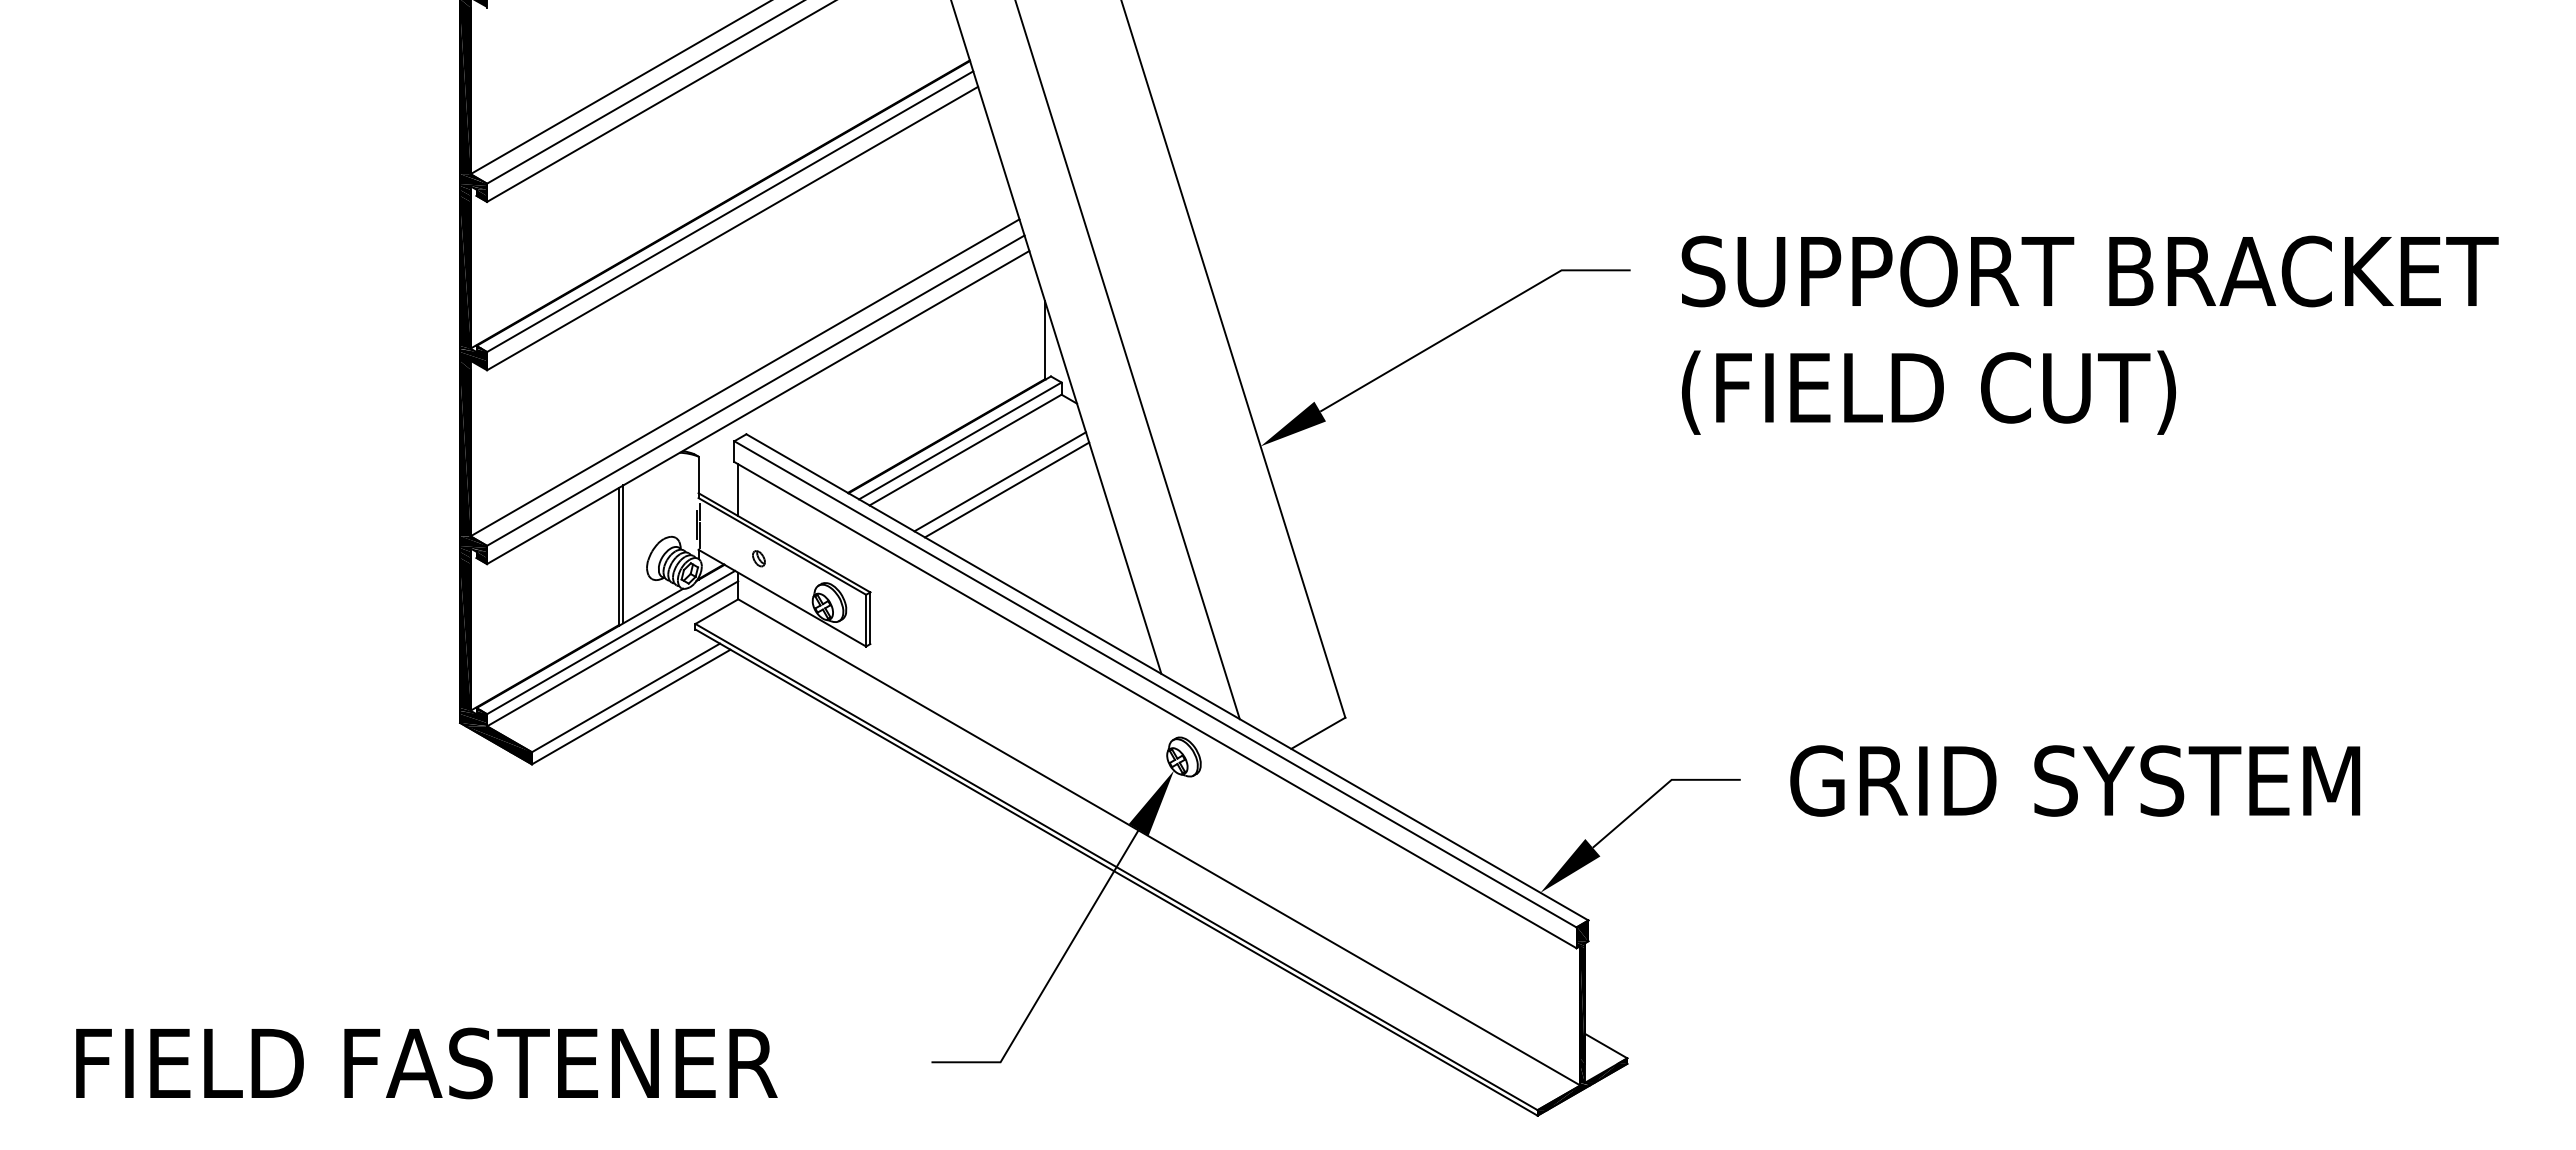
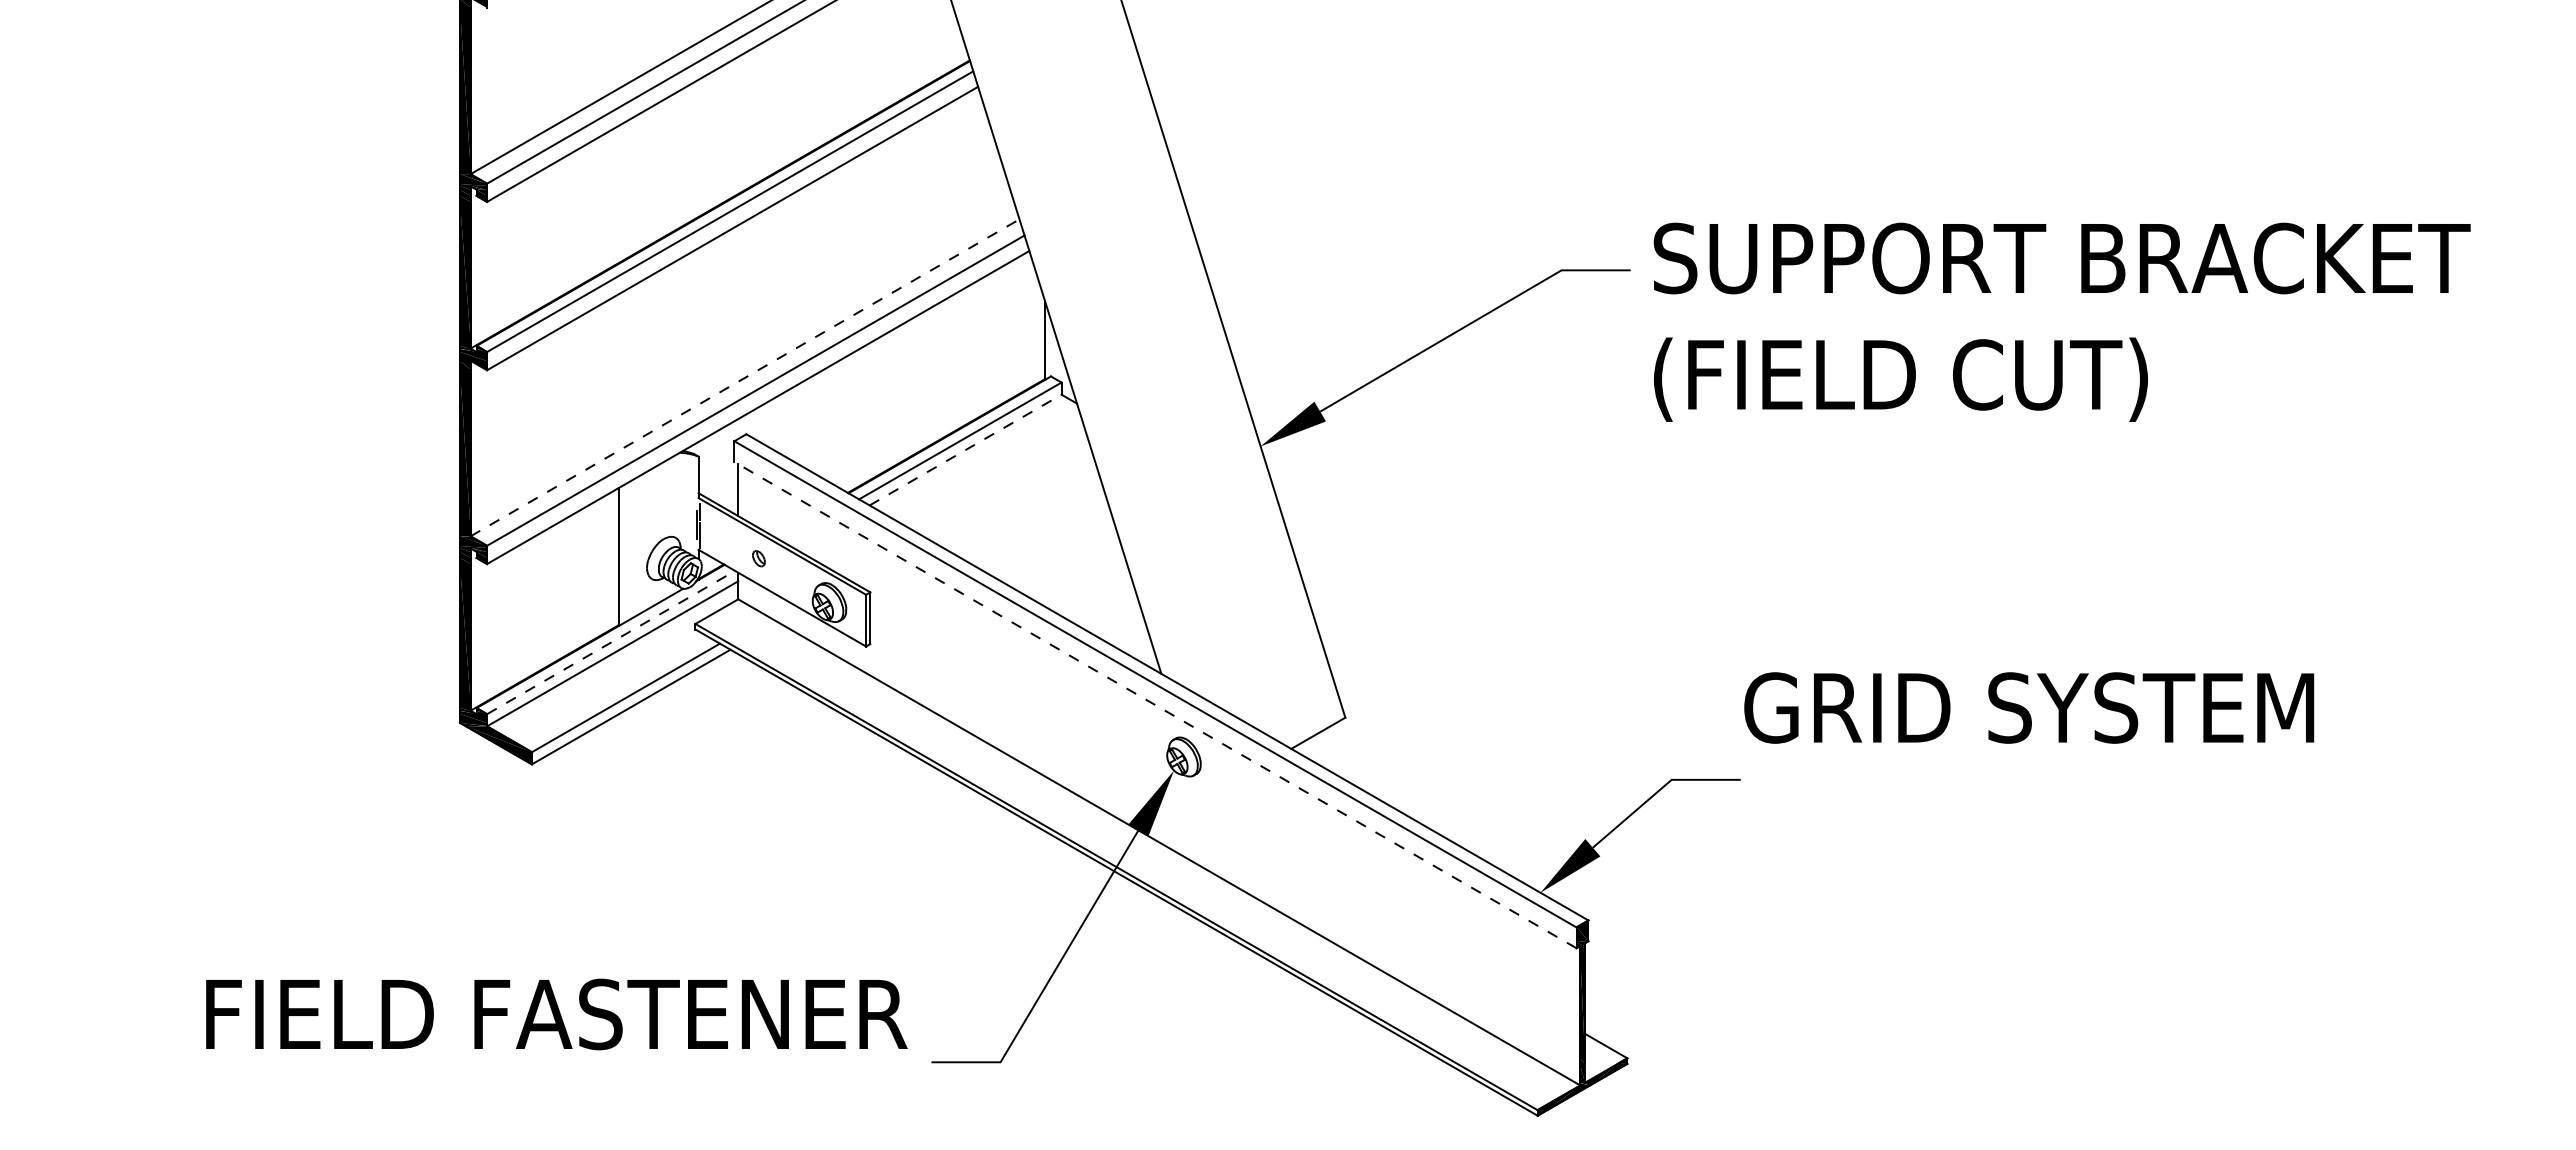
text position: (2089, 334) -> (2061, 321) (2061, 321)
line: present -> none (1127, 360)
line: solid -> dashed (745, 377)
line: solid -> dashed (965, 450)
line: present -> none (1000, 481)
line: present -> none (1006, 489)
line: present -> none (623, 554)
line: solid -> dashed (611, 642)
line: solid -> dashed (1155, 704)
text position: (2075, 780) -> (2029, 707) (2029, 707)
text position: (426, 1063) -> (556, 1014) (556, 1014)
